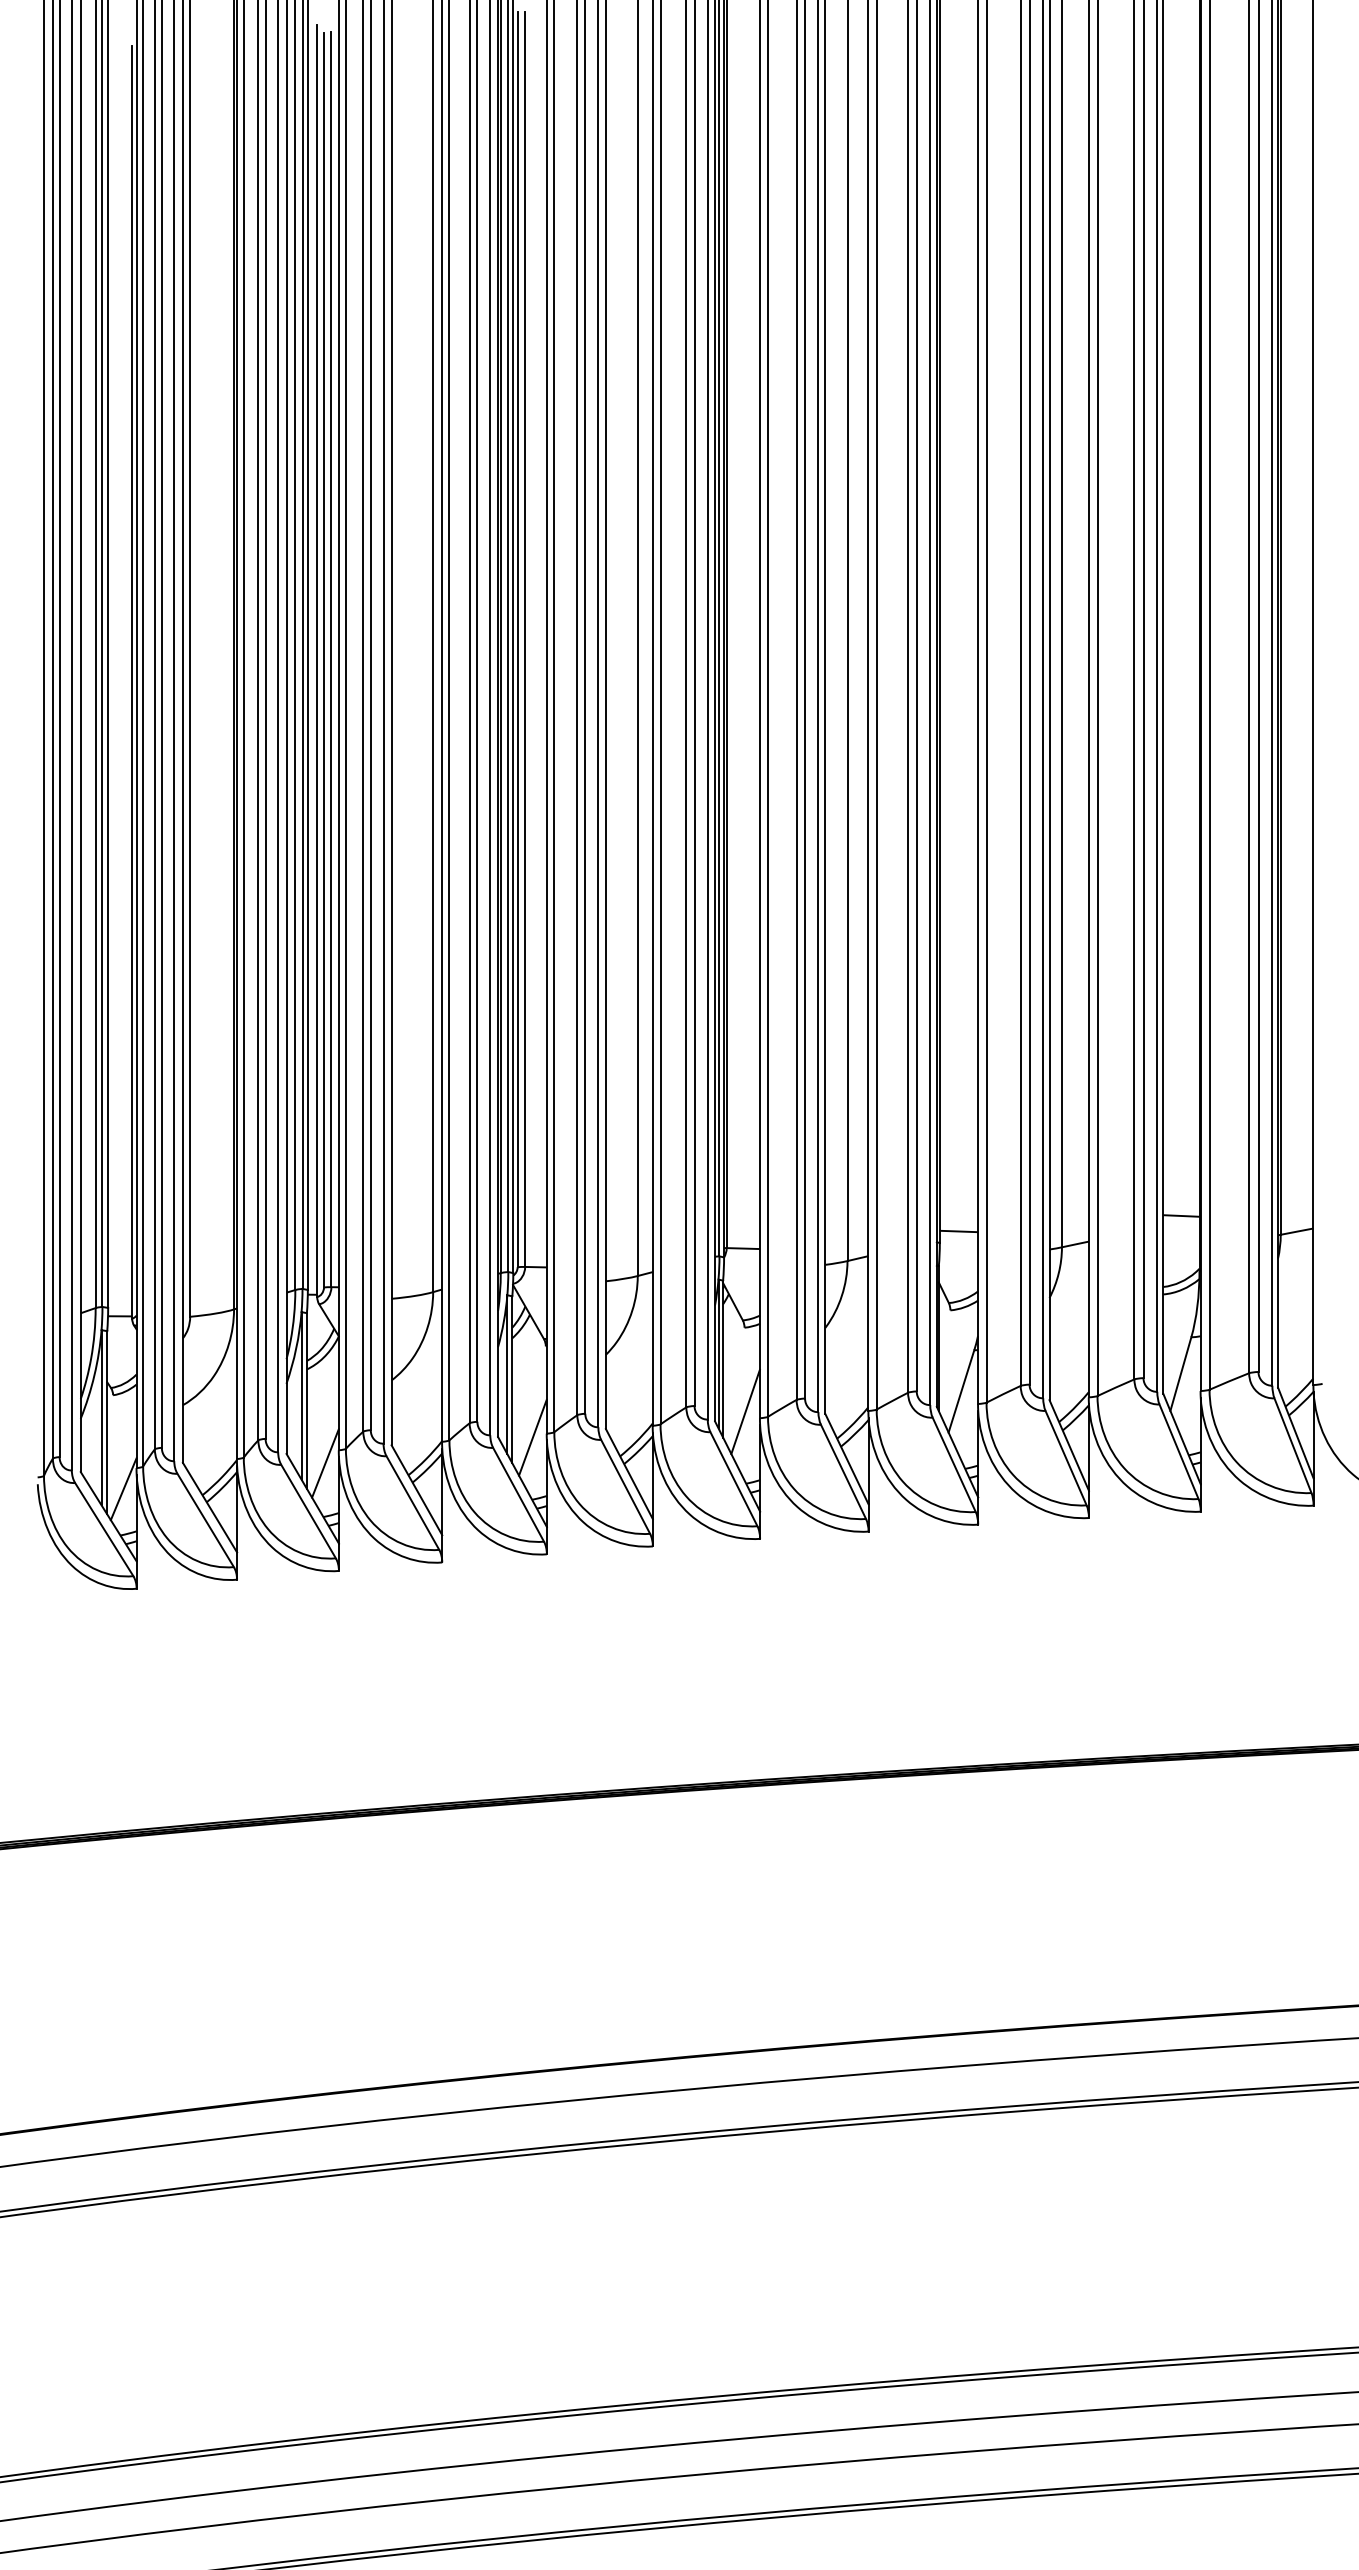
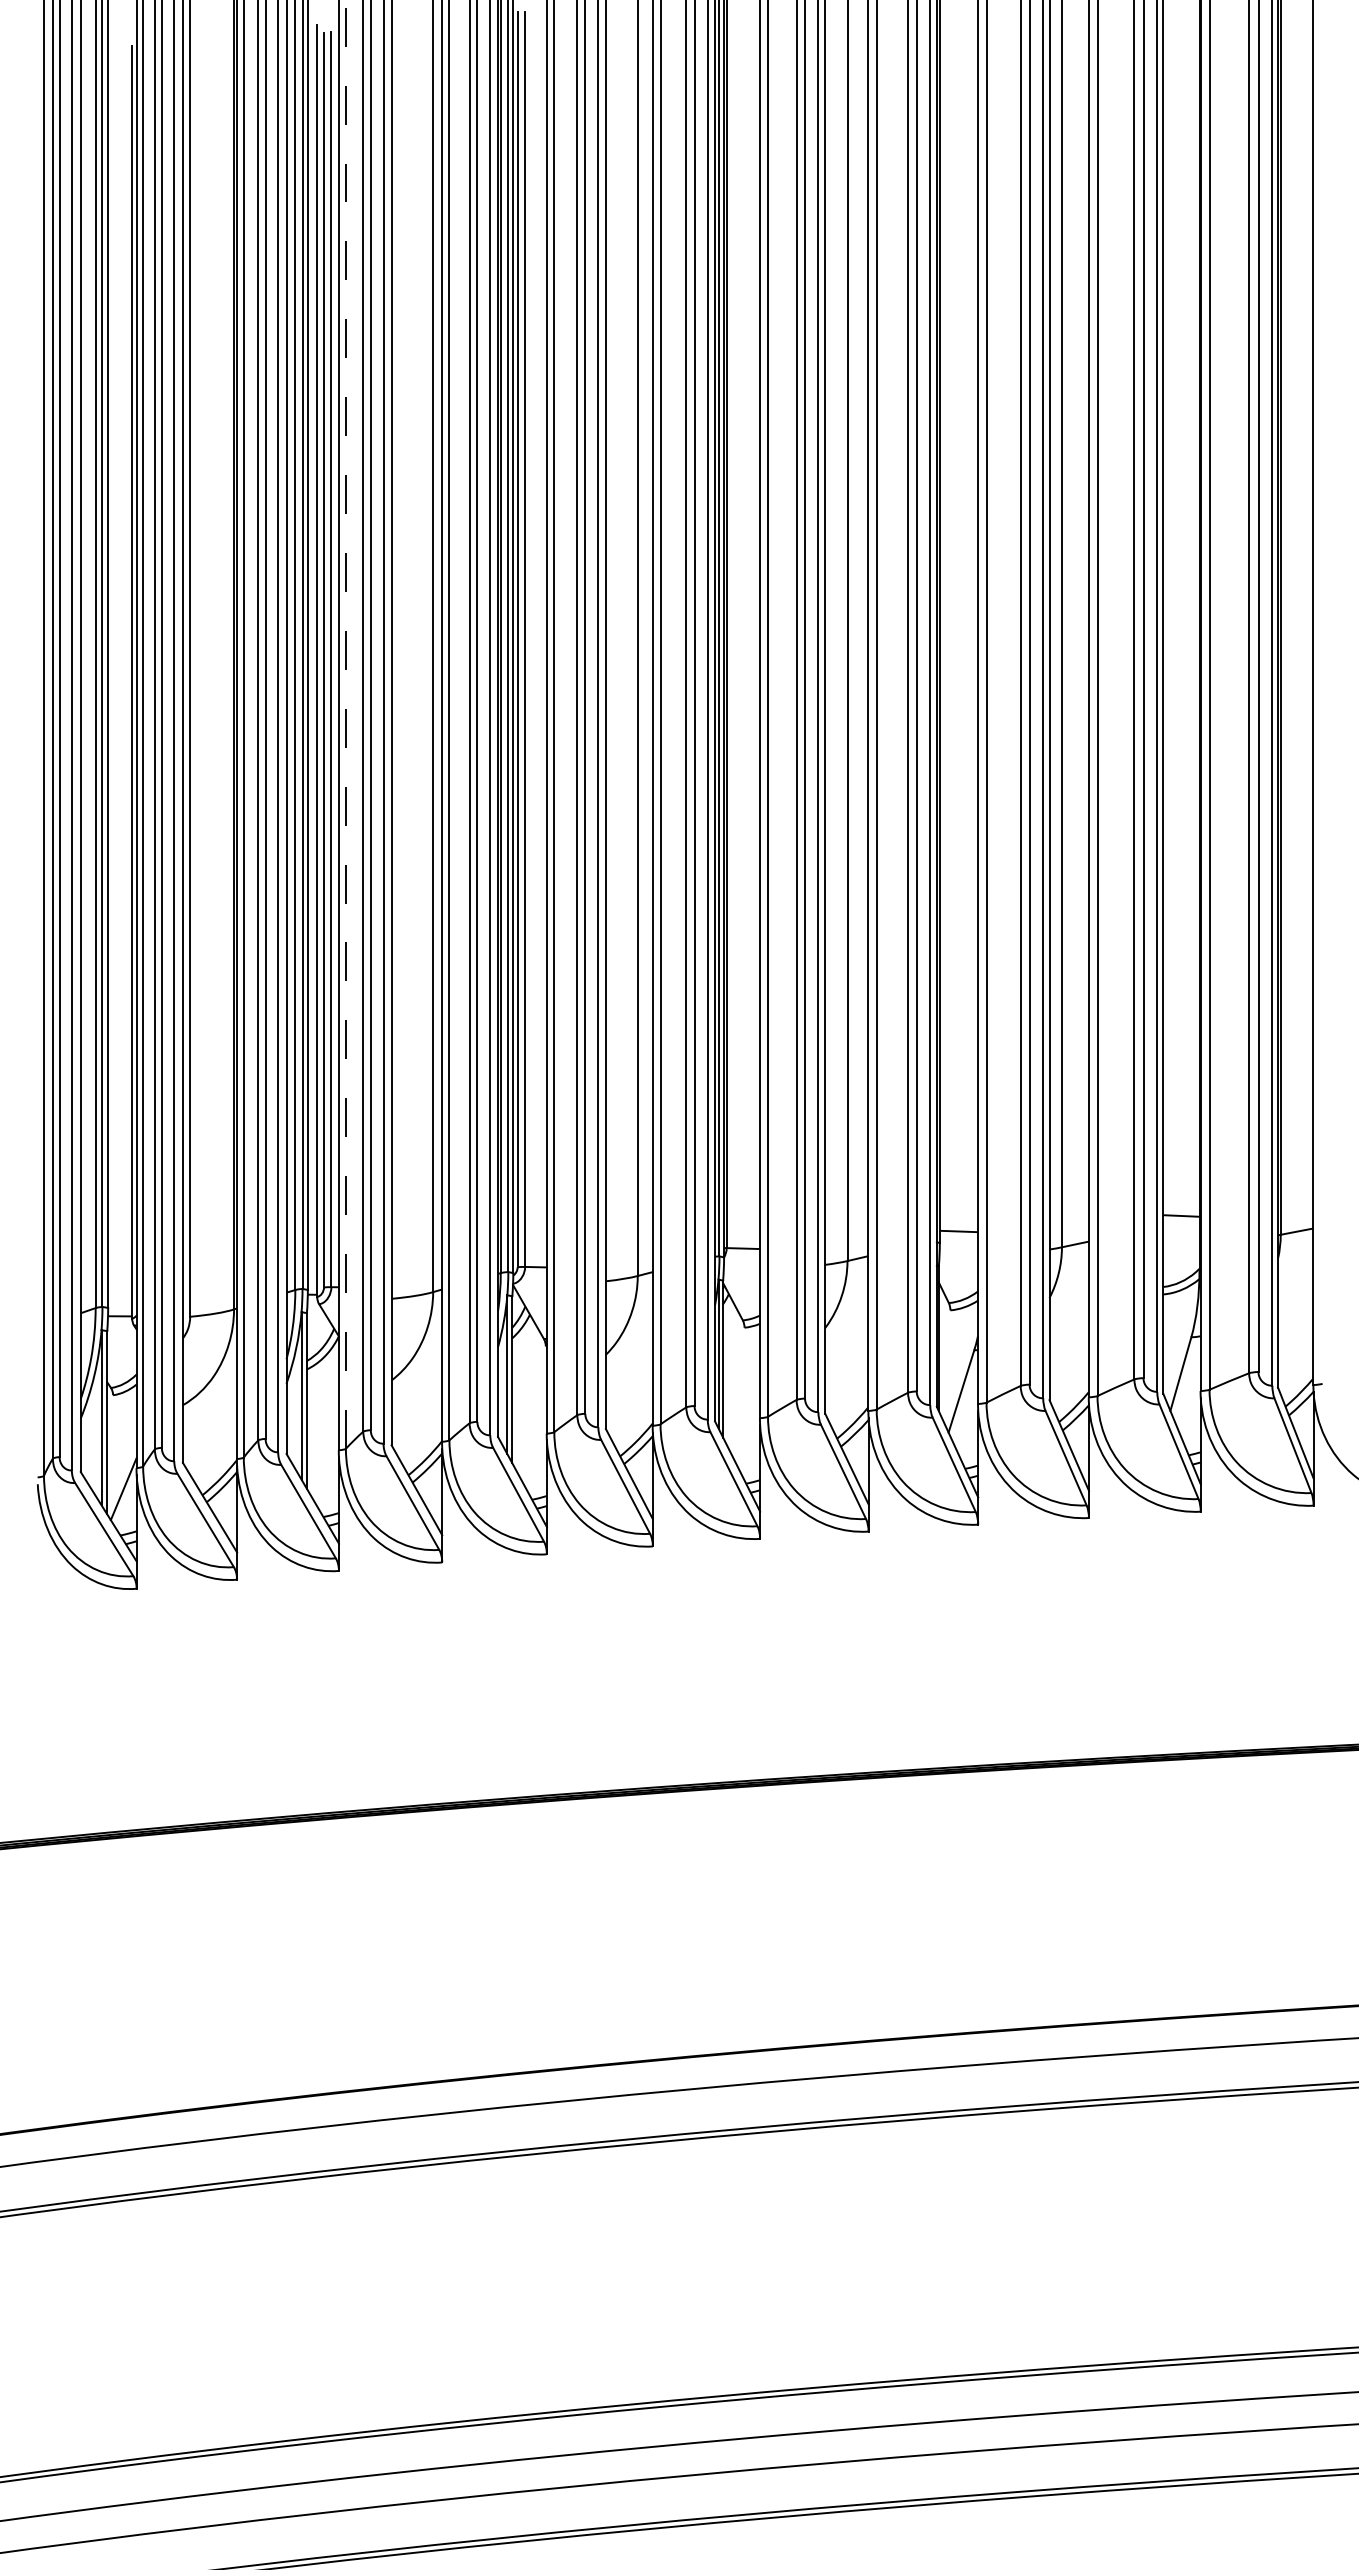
line: solid -> dashed (345, 723)
line: present -> none (745, 1411)
line: present -> none (532, 1437)
line: present -> none (325, 1463)
